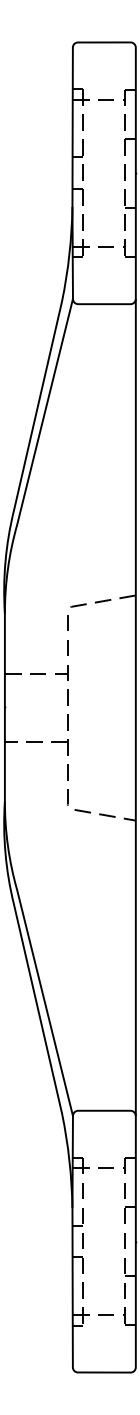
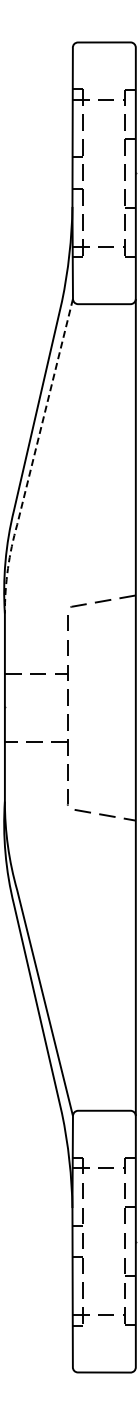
line: solid -> dashed (33, 458)
